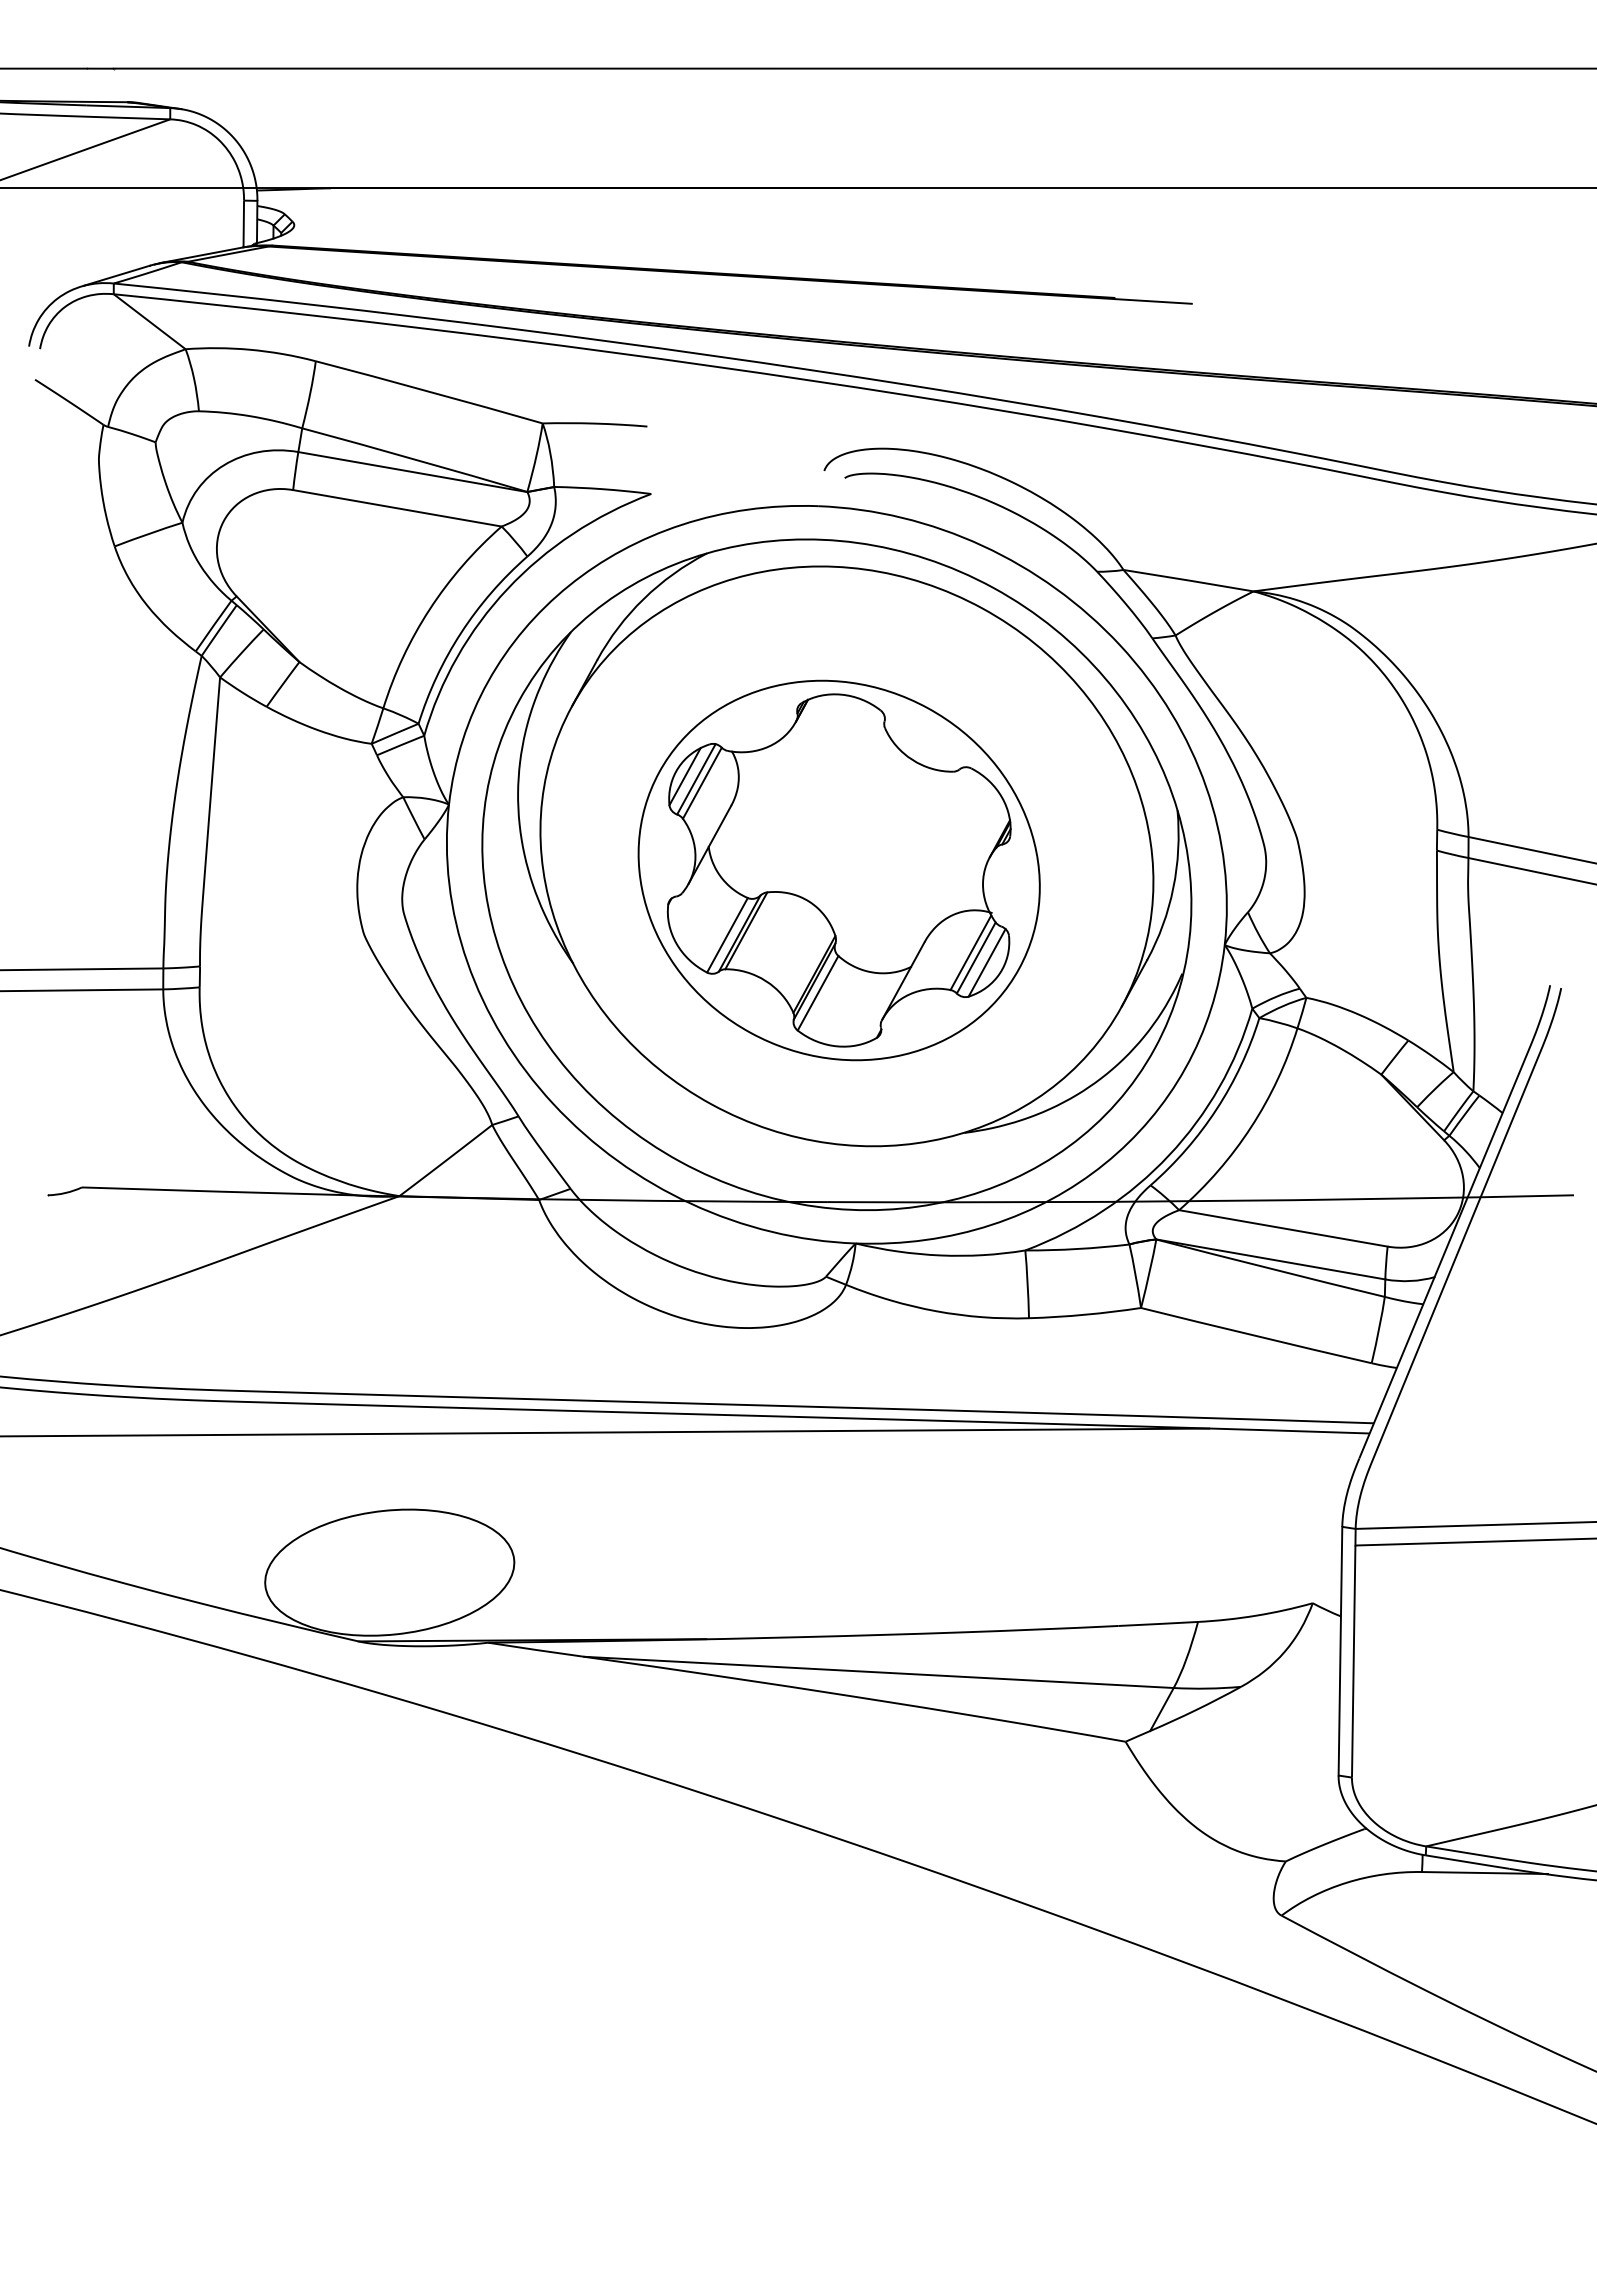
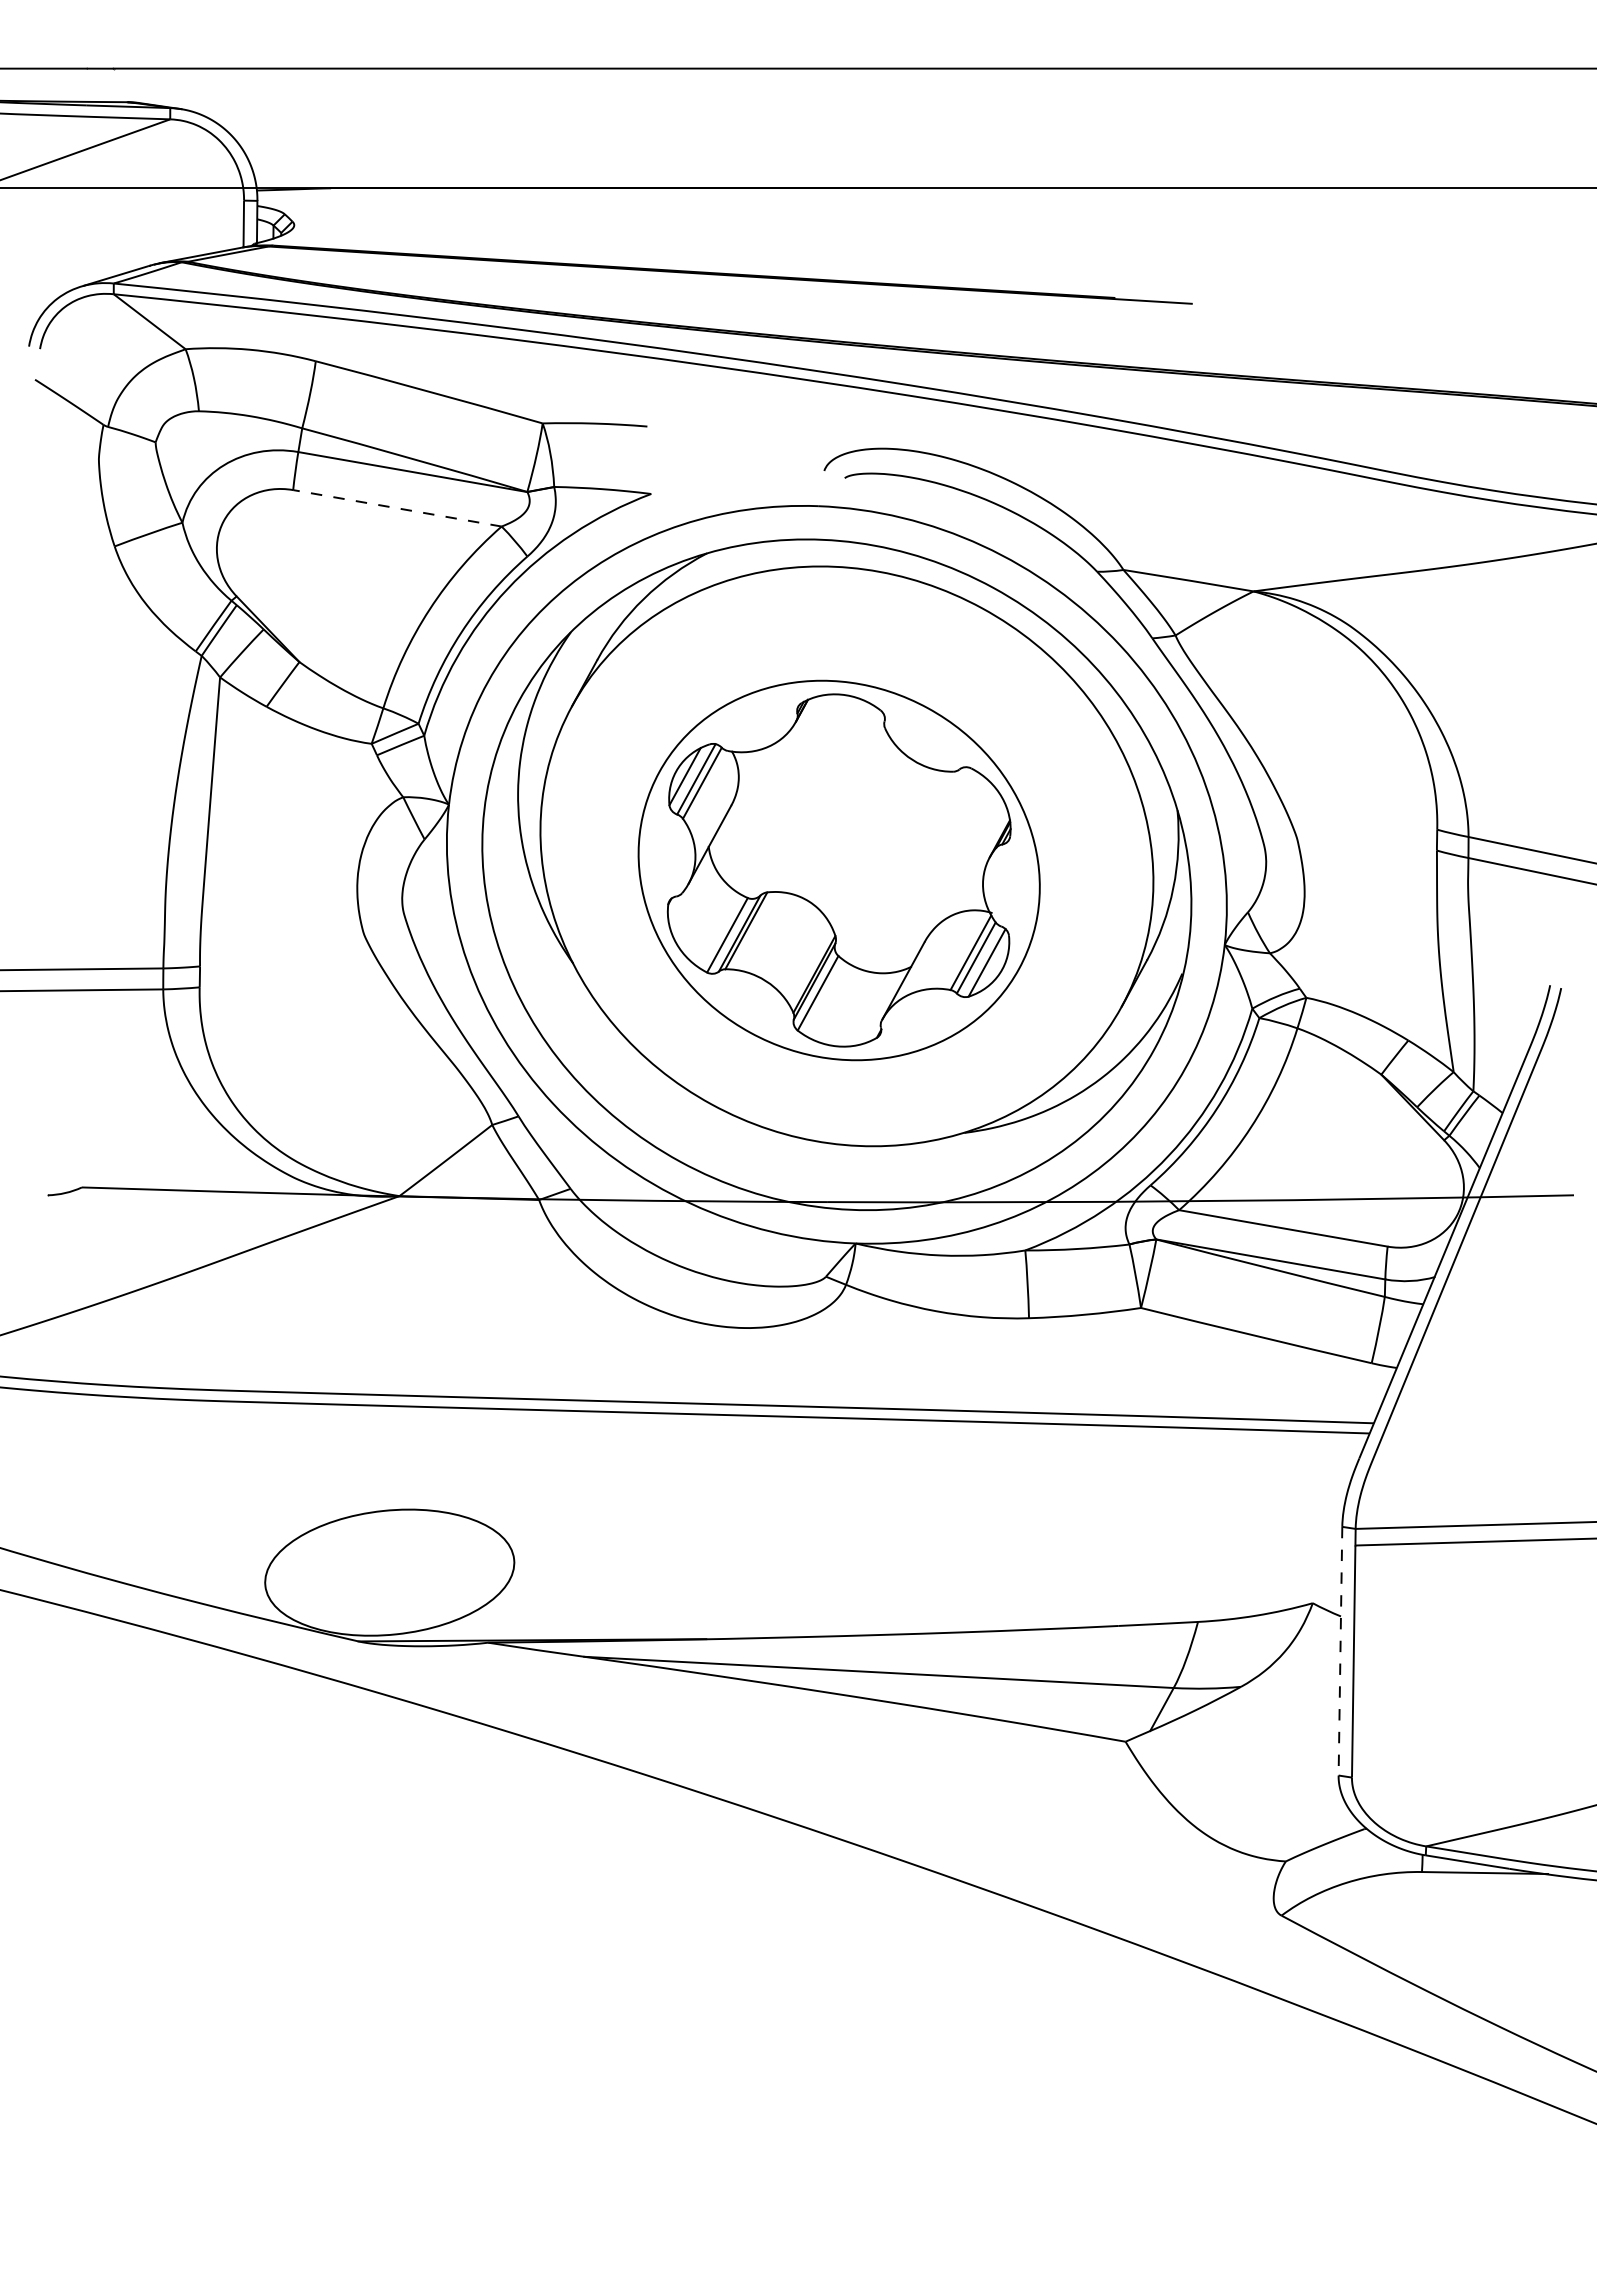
line: solid -> dashed (397, 508)
line: present -> none (605, 1432)
line: solid -> dashed (1340, 1651)
